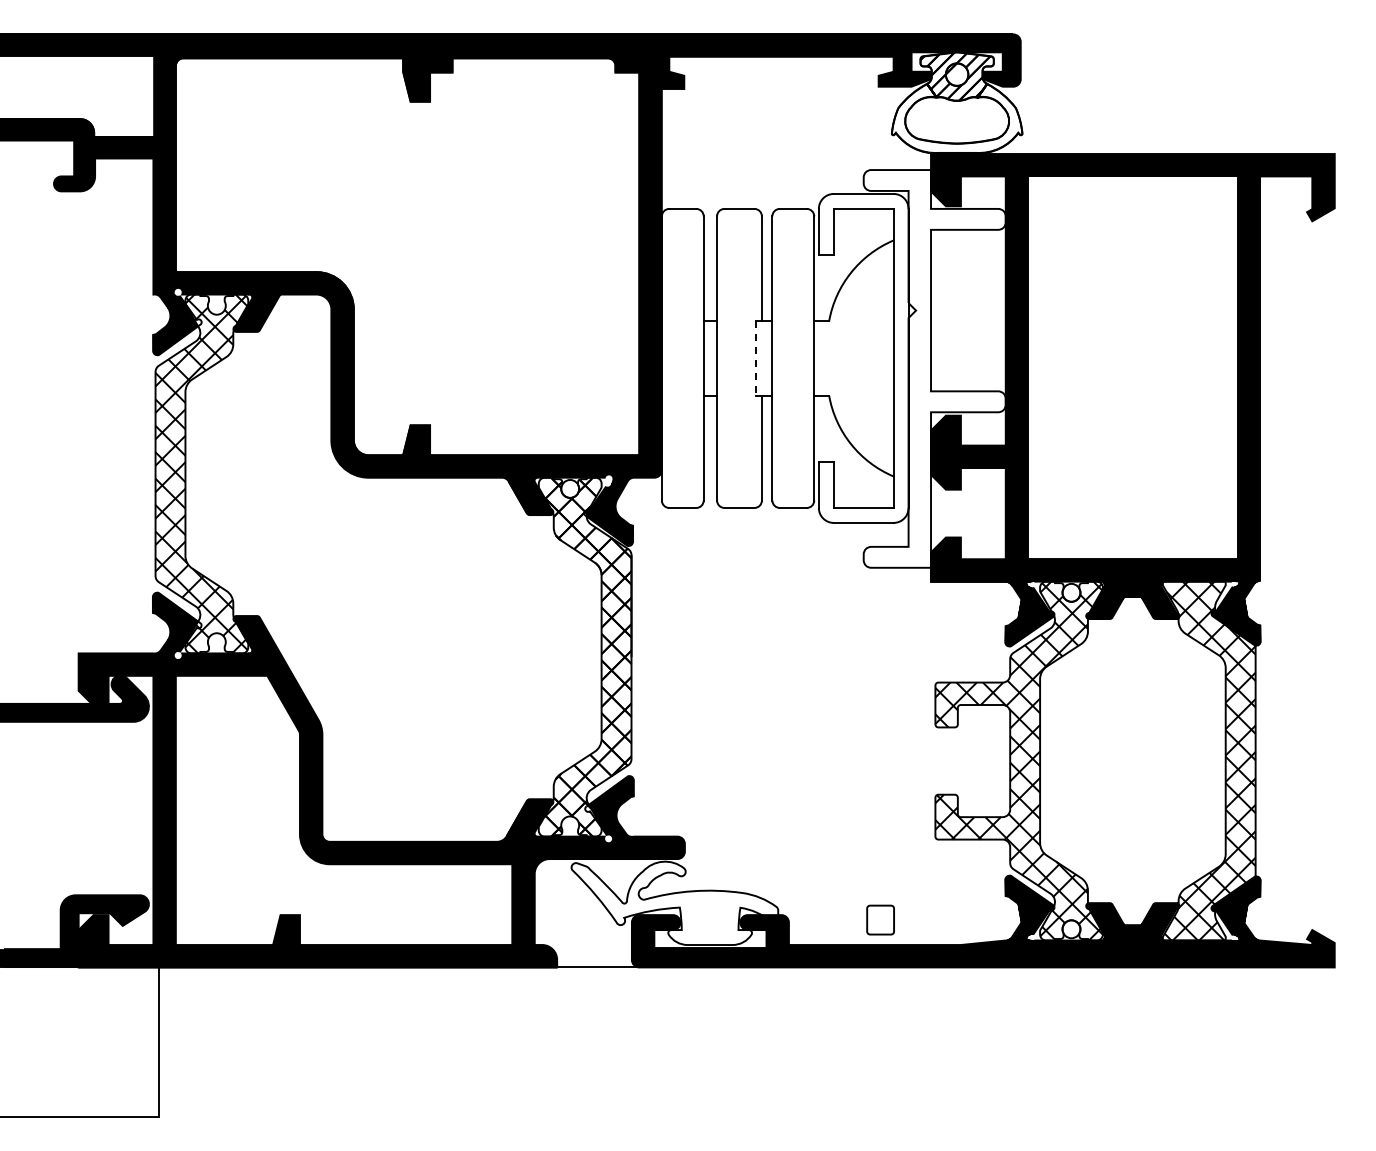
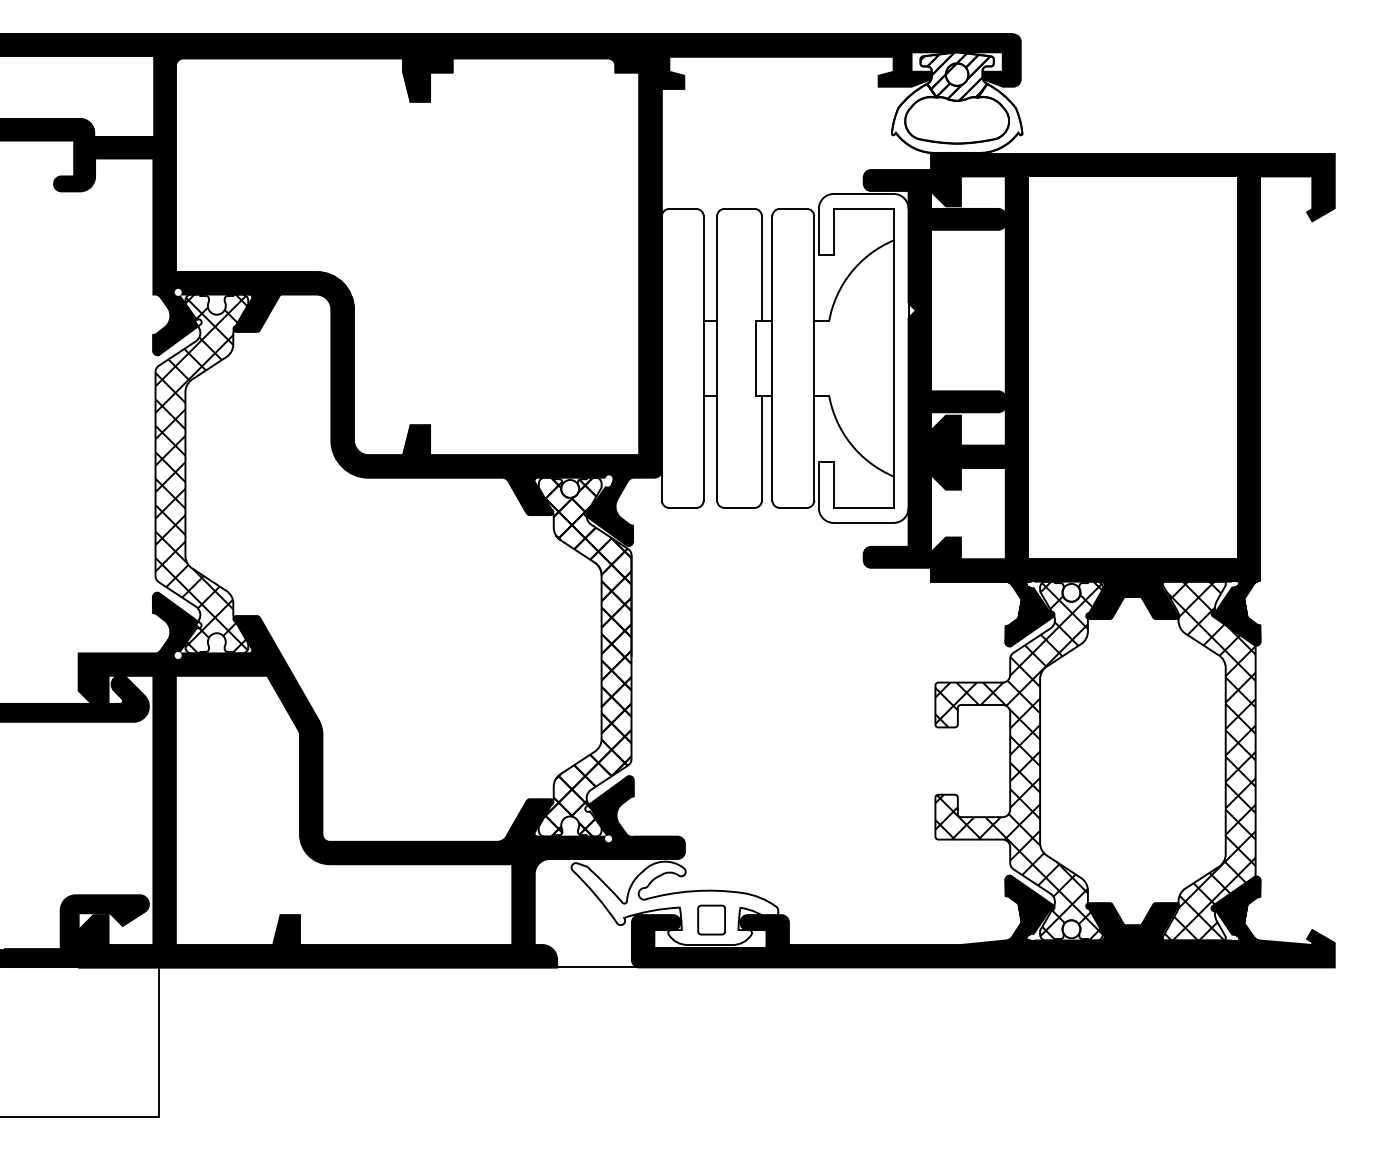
line: dashed -> solid (756, 358)
fill: none -> present (934, 368)
part position: (880, 919) -> (711, 919) (711, 919)
